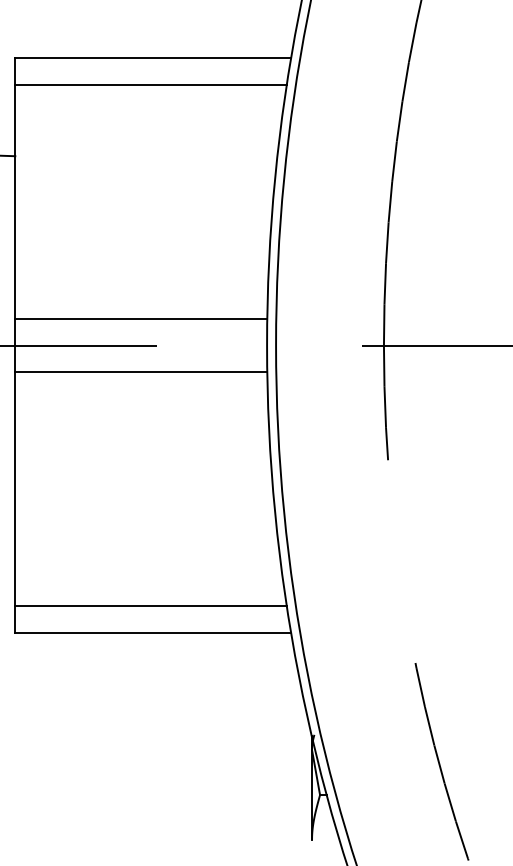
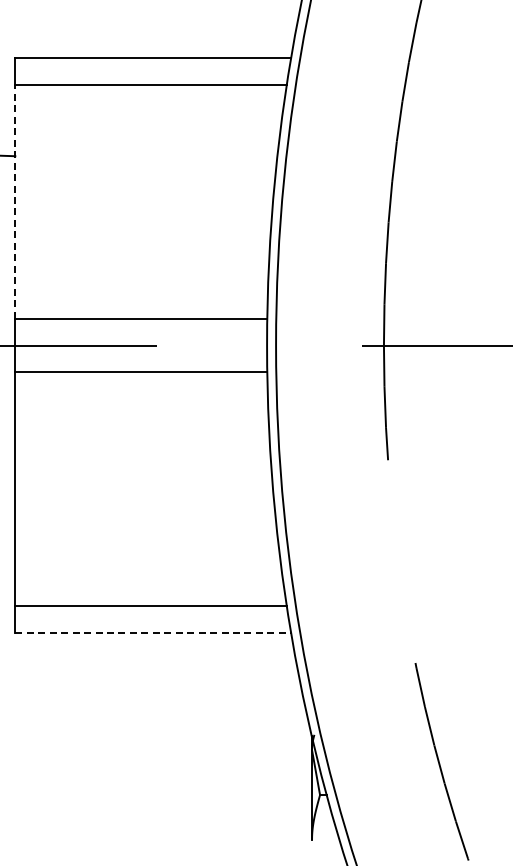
line: solid -> dashed (15, 201)
line: solid -> dashed (153, 633)
